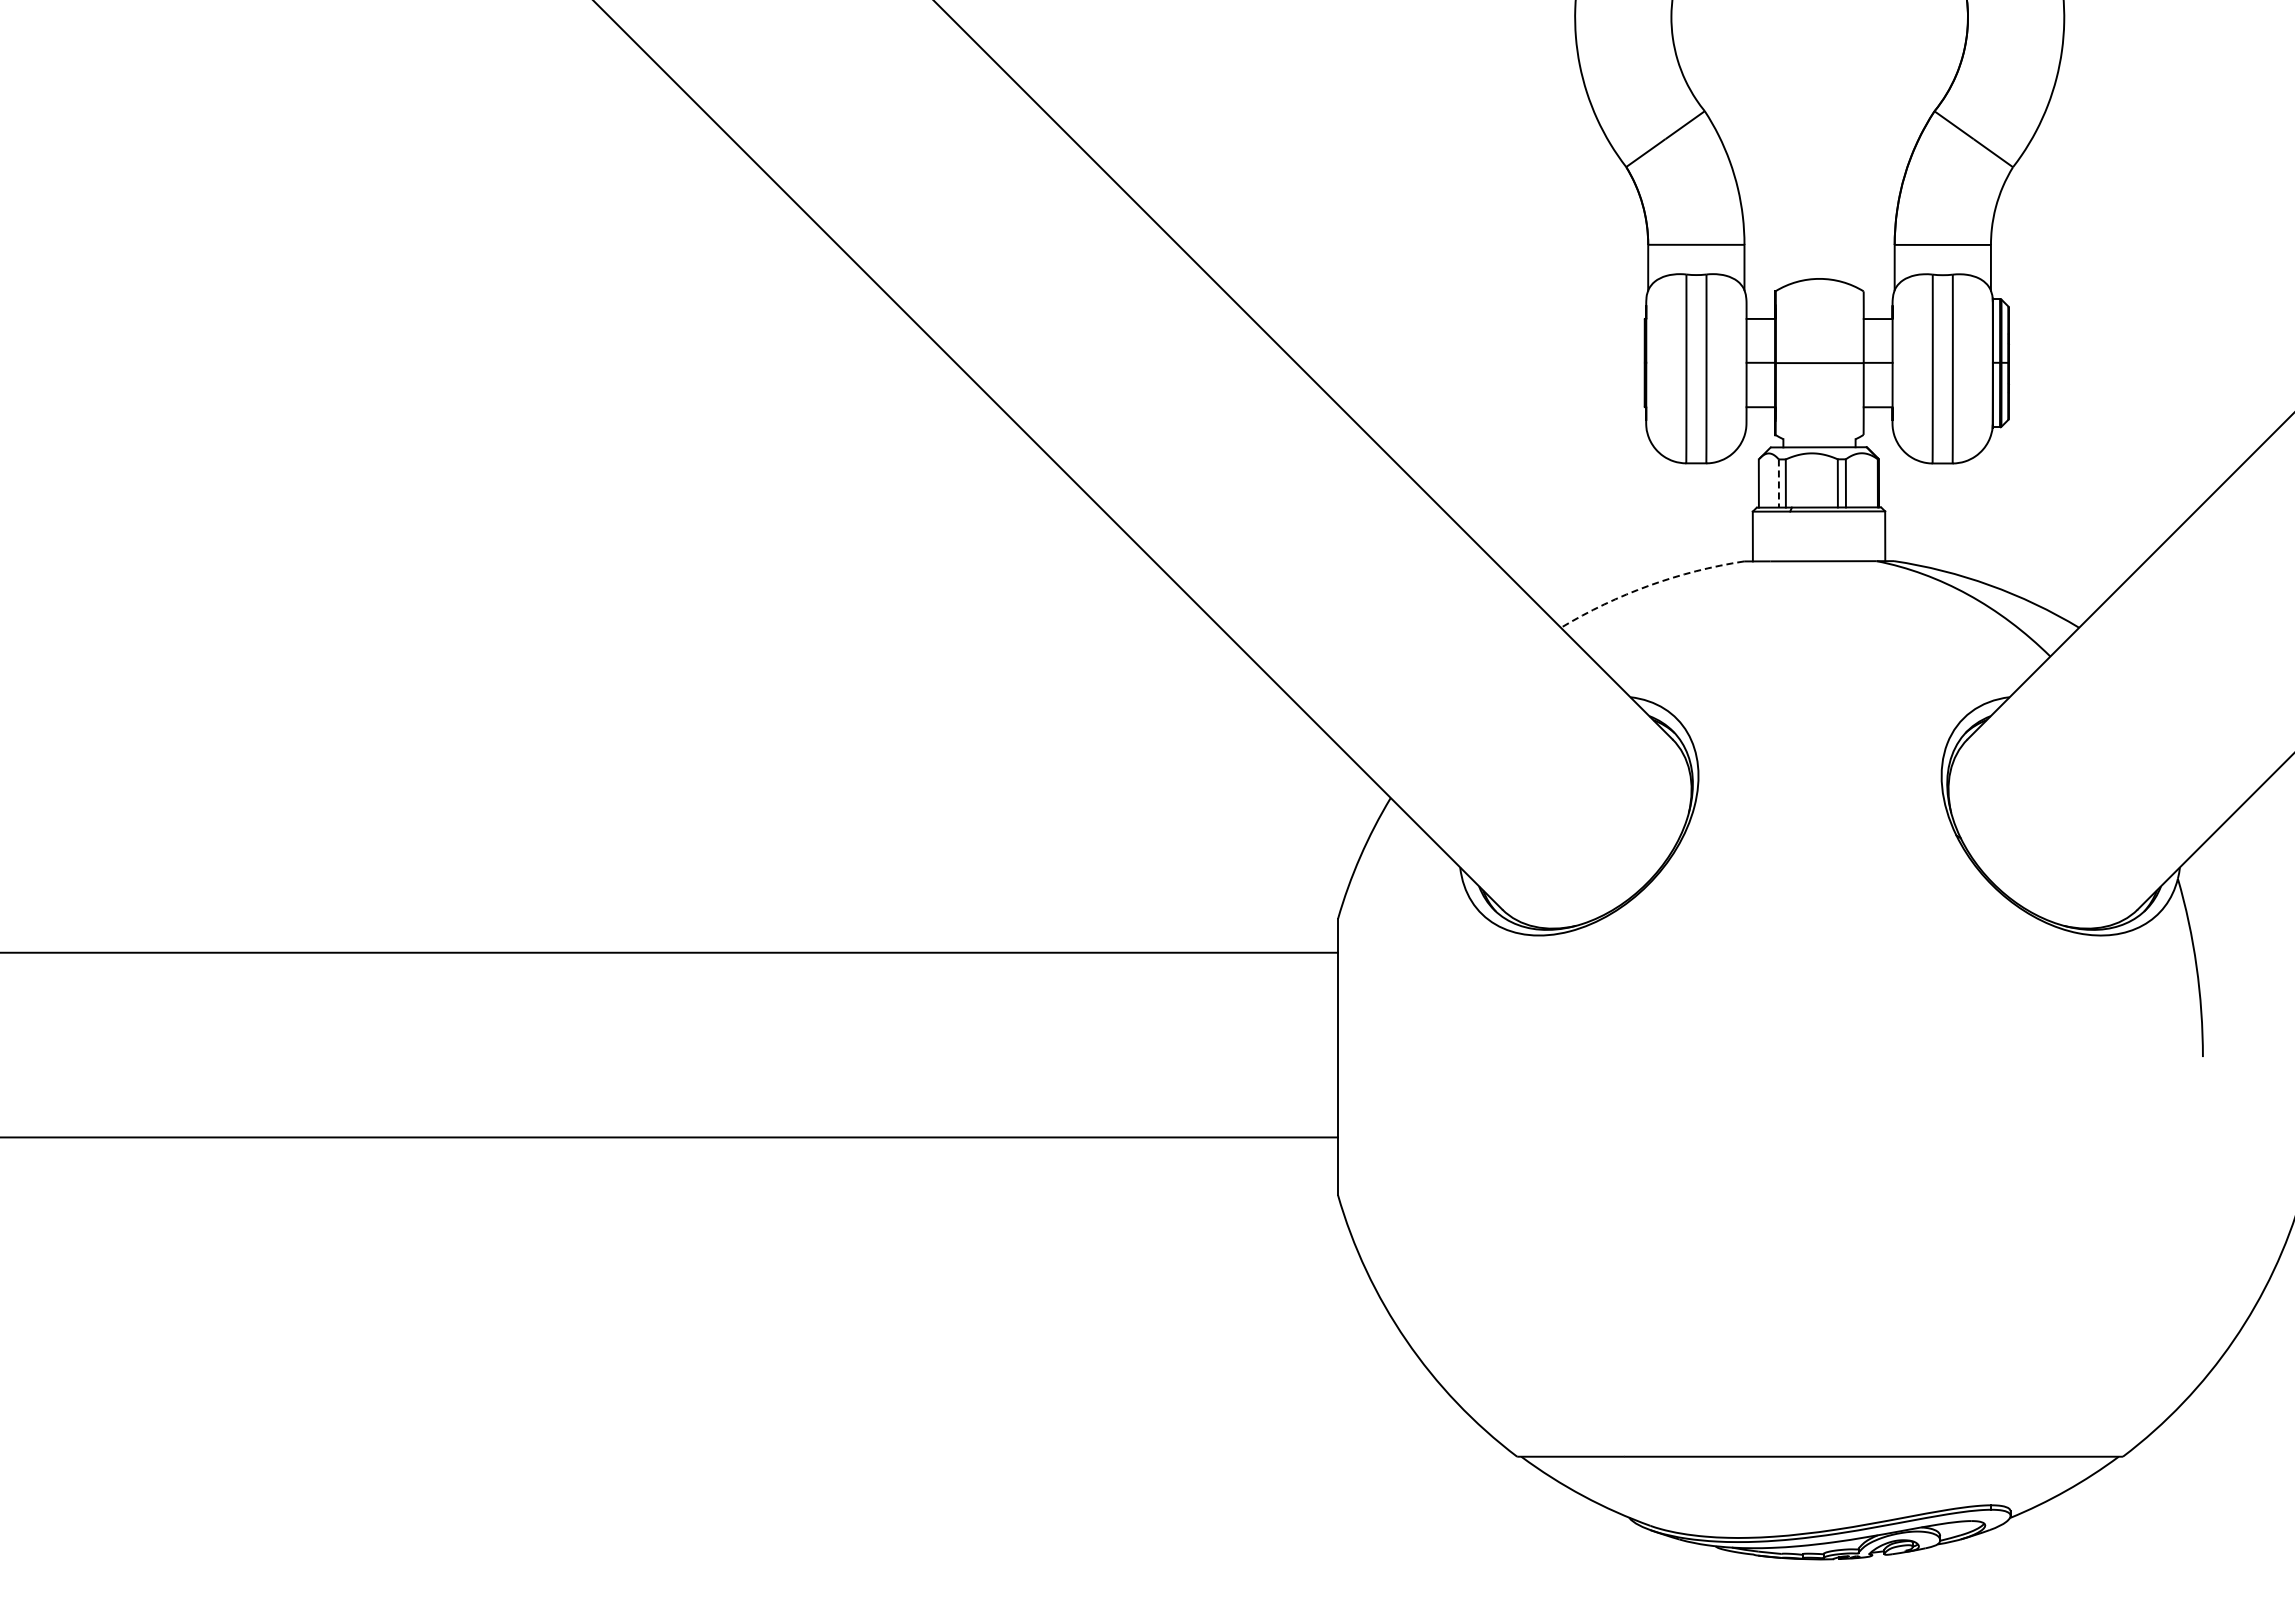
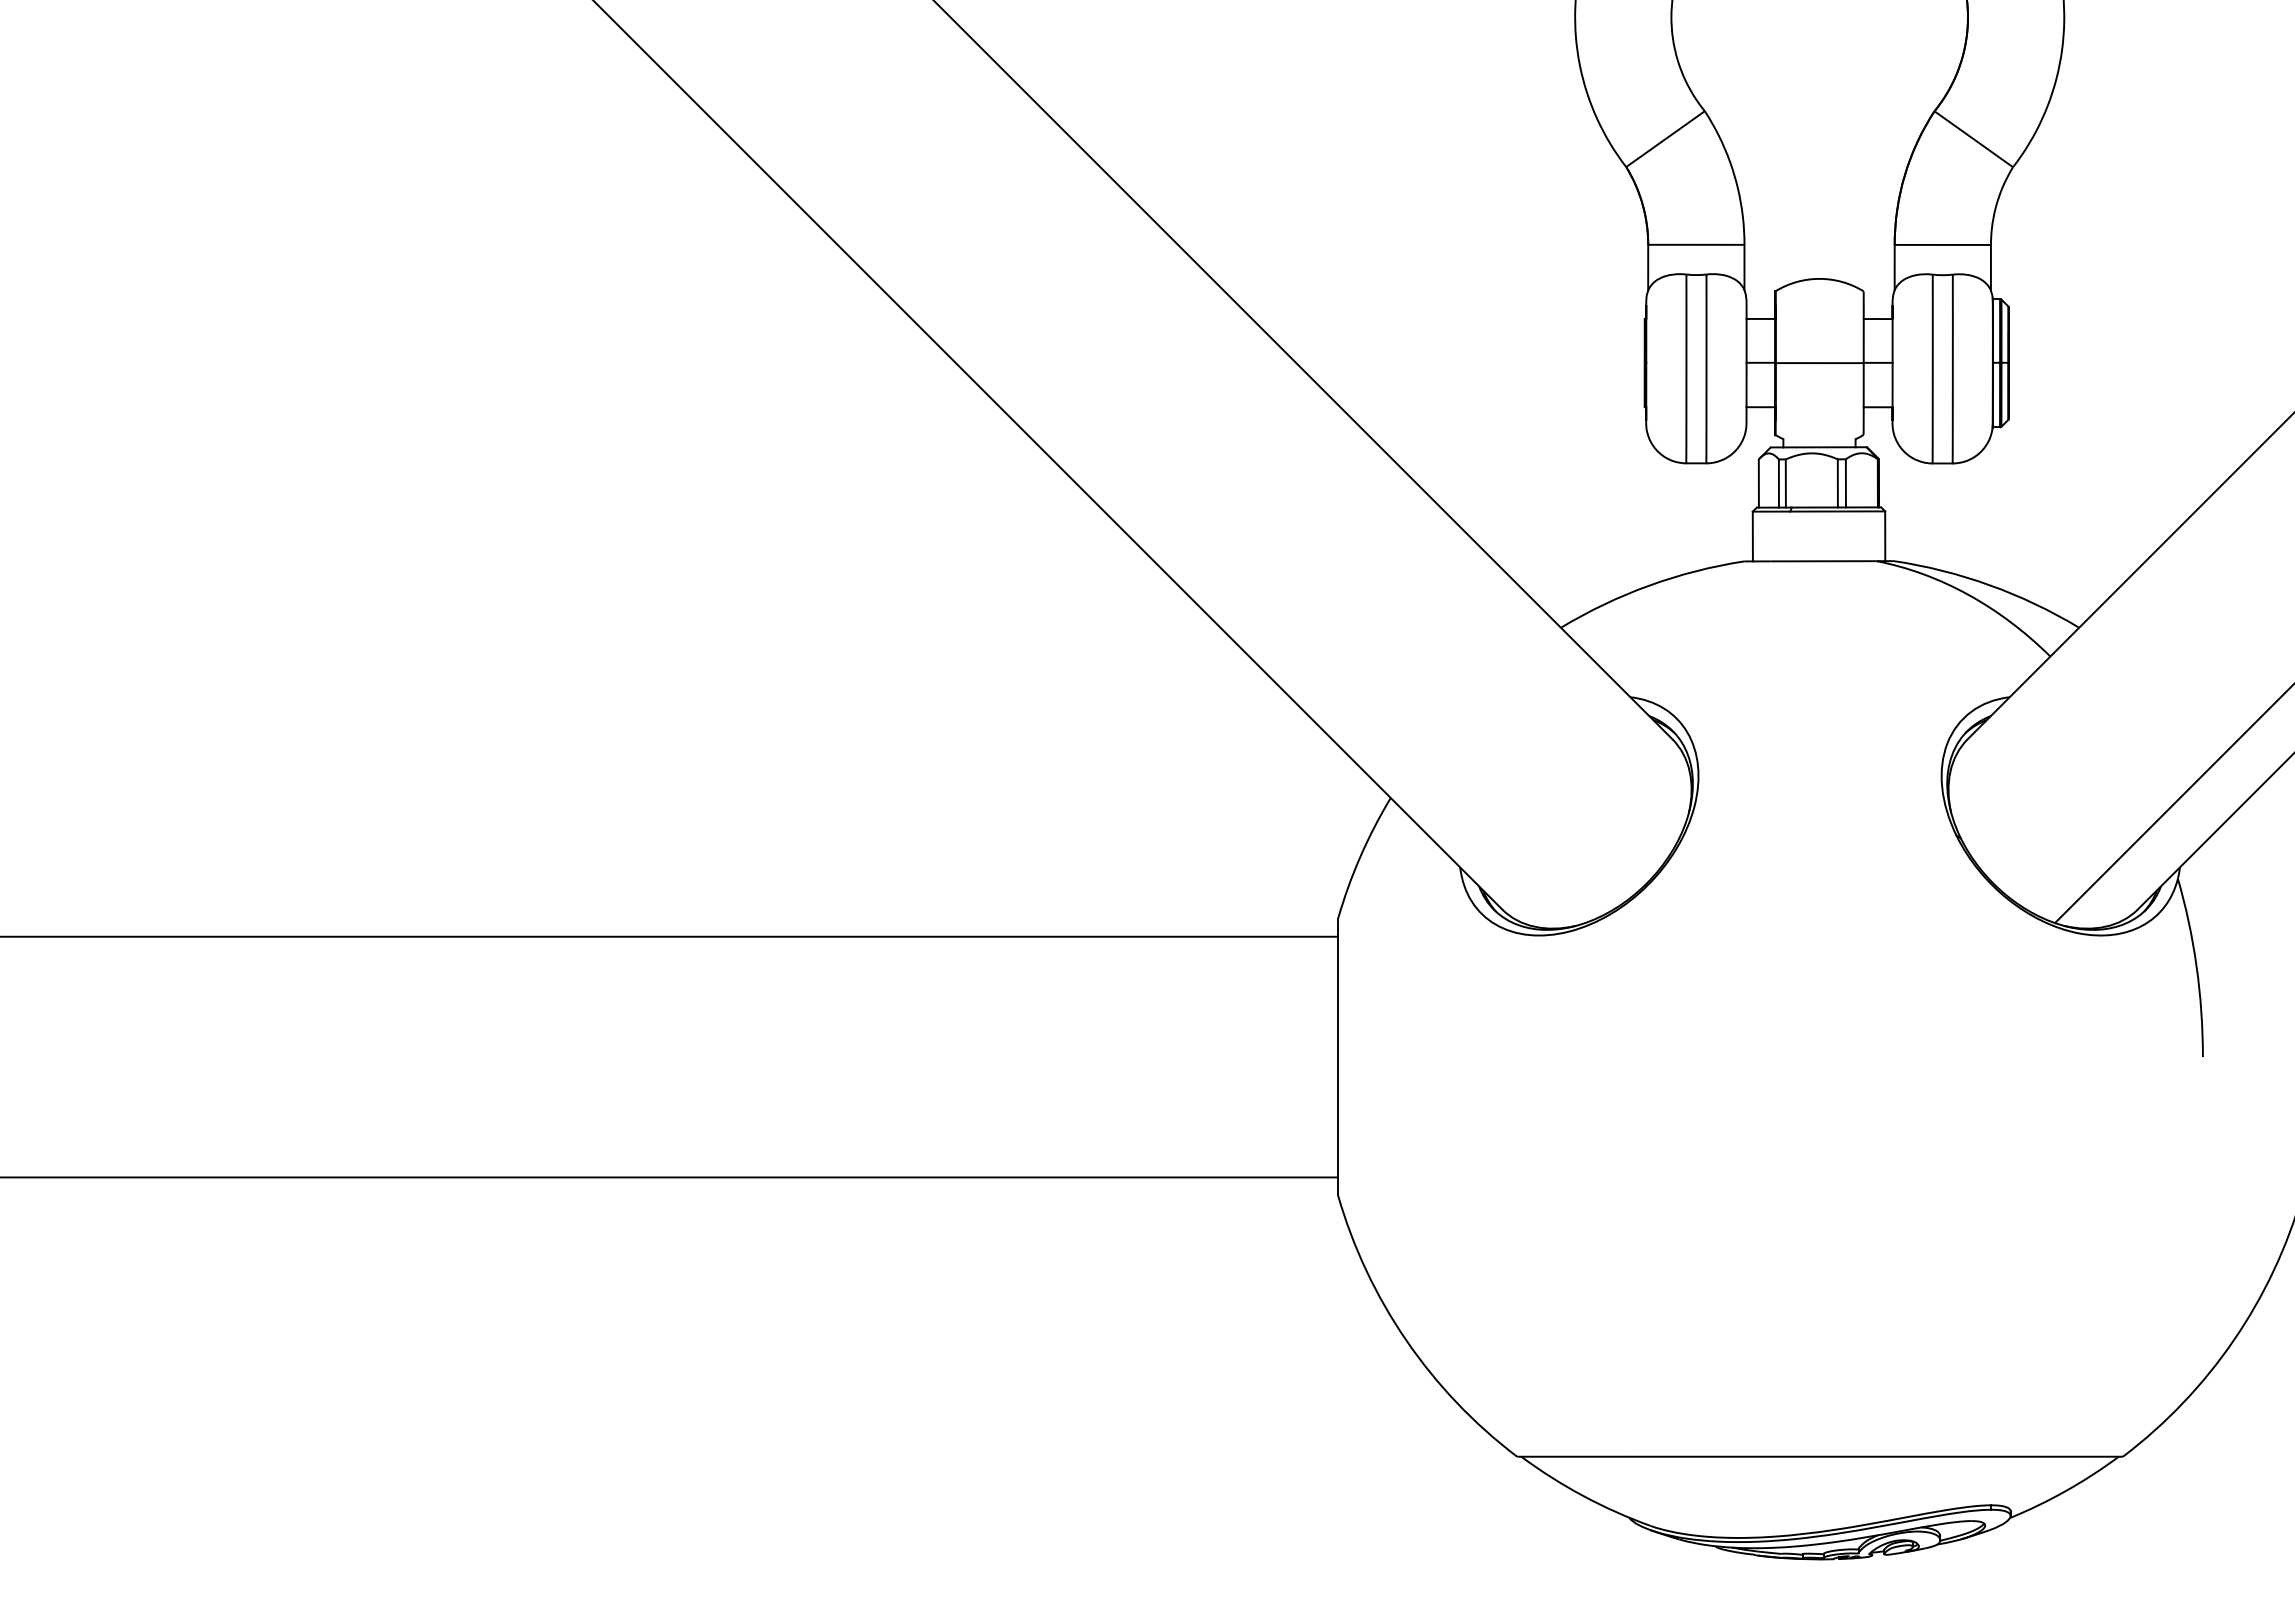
line: dashed -> solid (1778, 484)
arc: dashed -> solid (1649, 585)
line: none -> present (2173, 804)
line position: (669, 952) -> (669, 936) (669, 936)
line position: (669, 1137) -> (669, 1177) (669, 1177)
